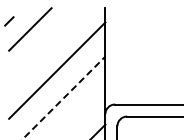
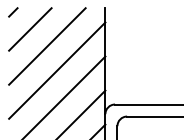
line position: (9, 21) -> (13, 12) (13, 12)
line: none -> present (47, 46)
line: dashed -> solid (63, 98)
line: none -> present (82, 113)
